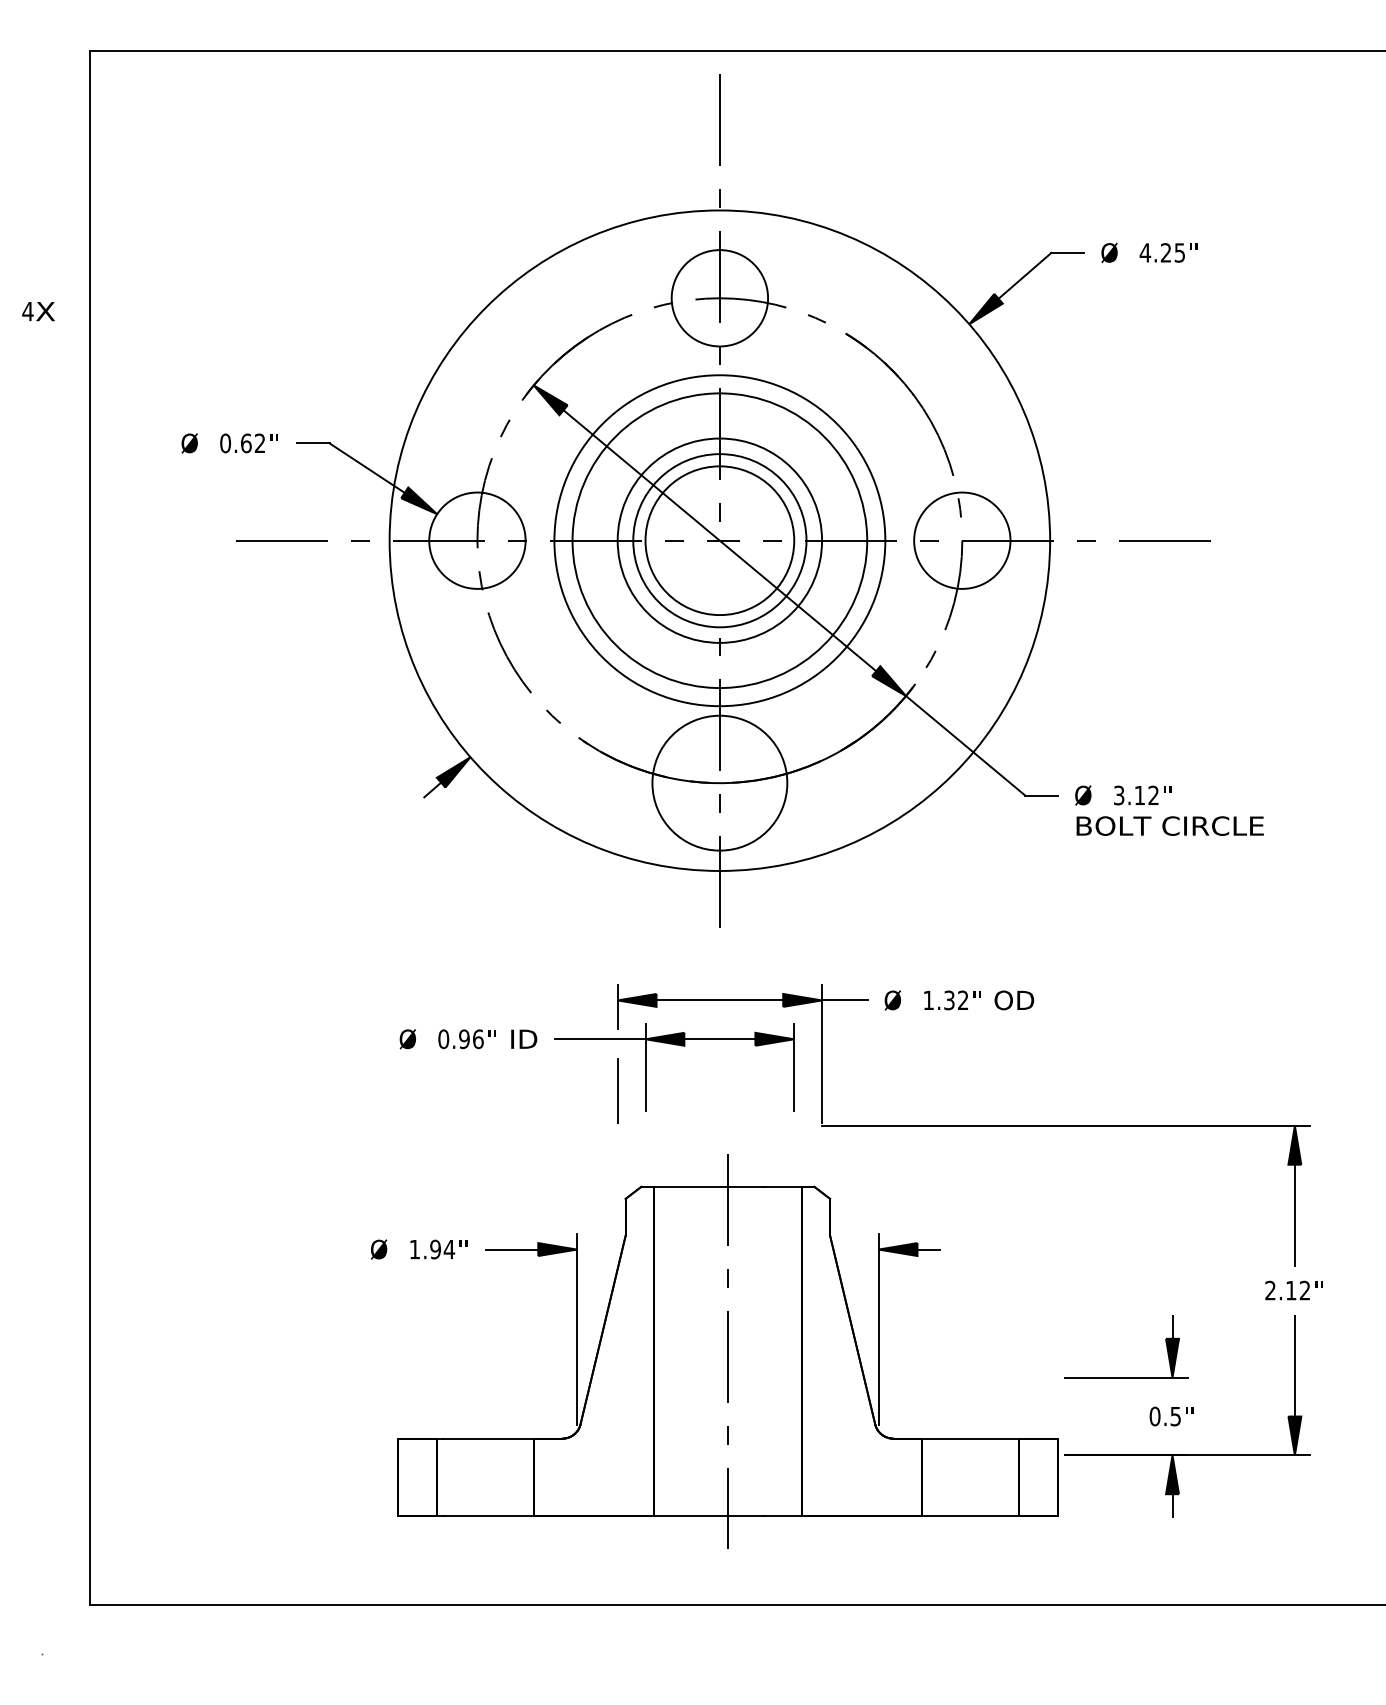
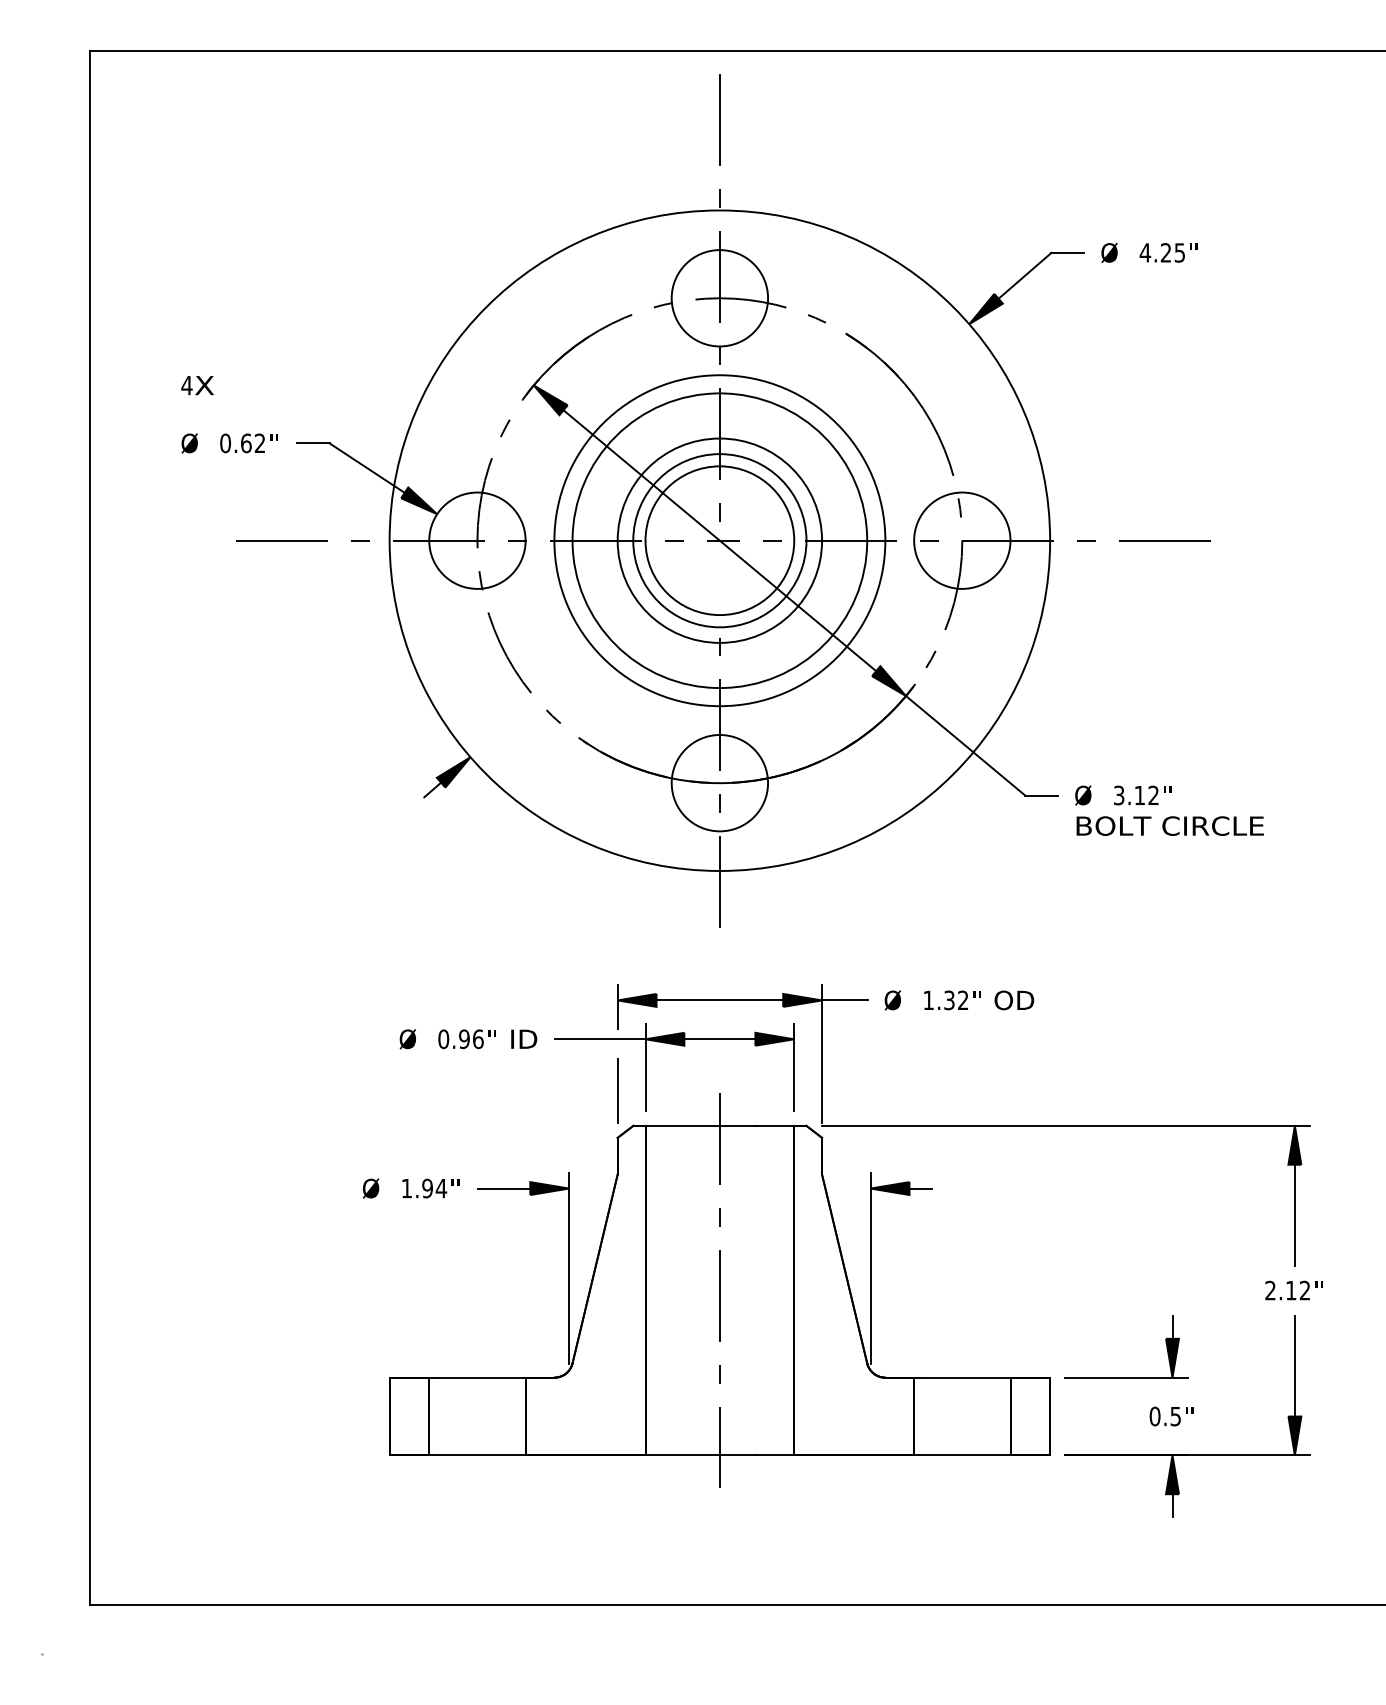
text position: (38, 311) -> (197, 385) (197, 385)
circle diameter: 135 px -> 96 px (719, 783)
part position: (714, 1351) -> (706, 1290) (706, 1290)
